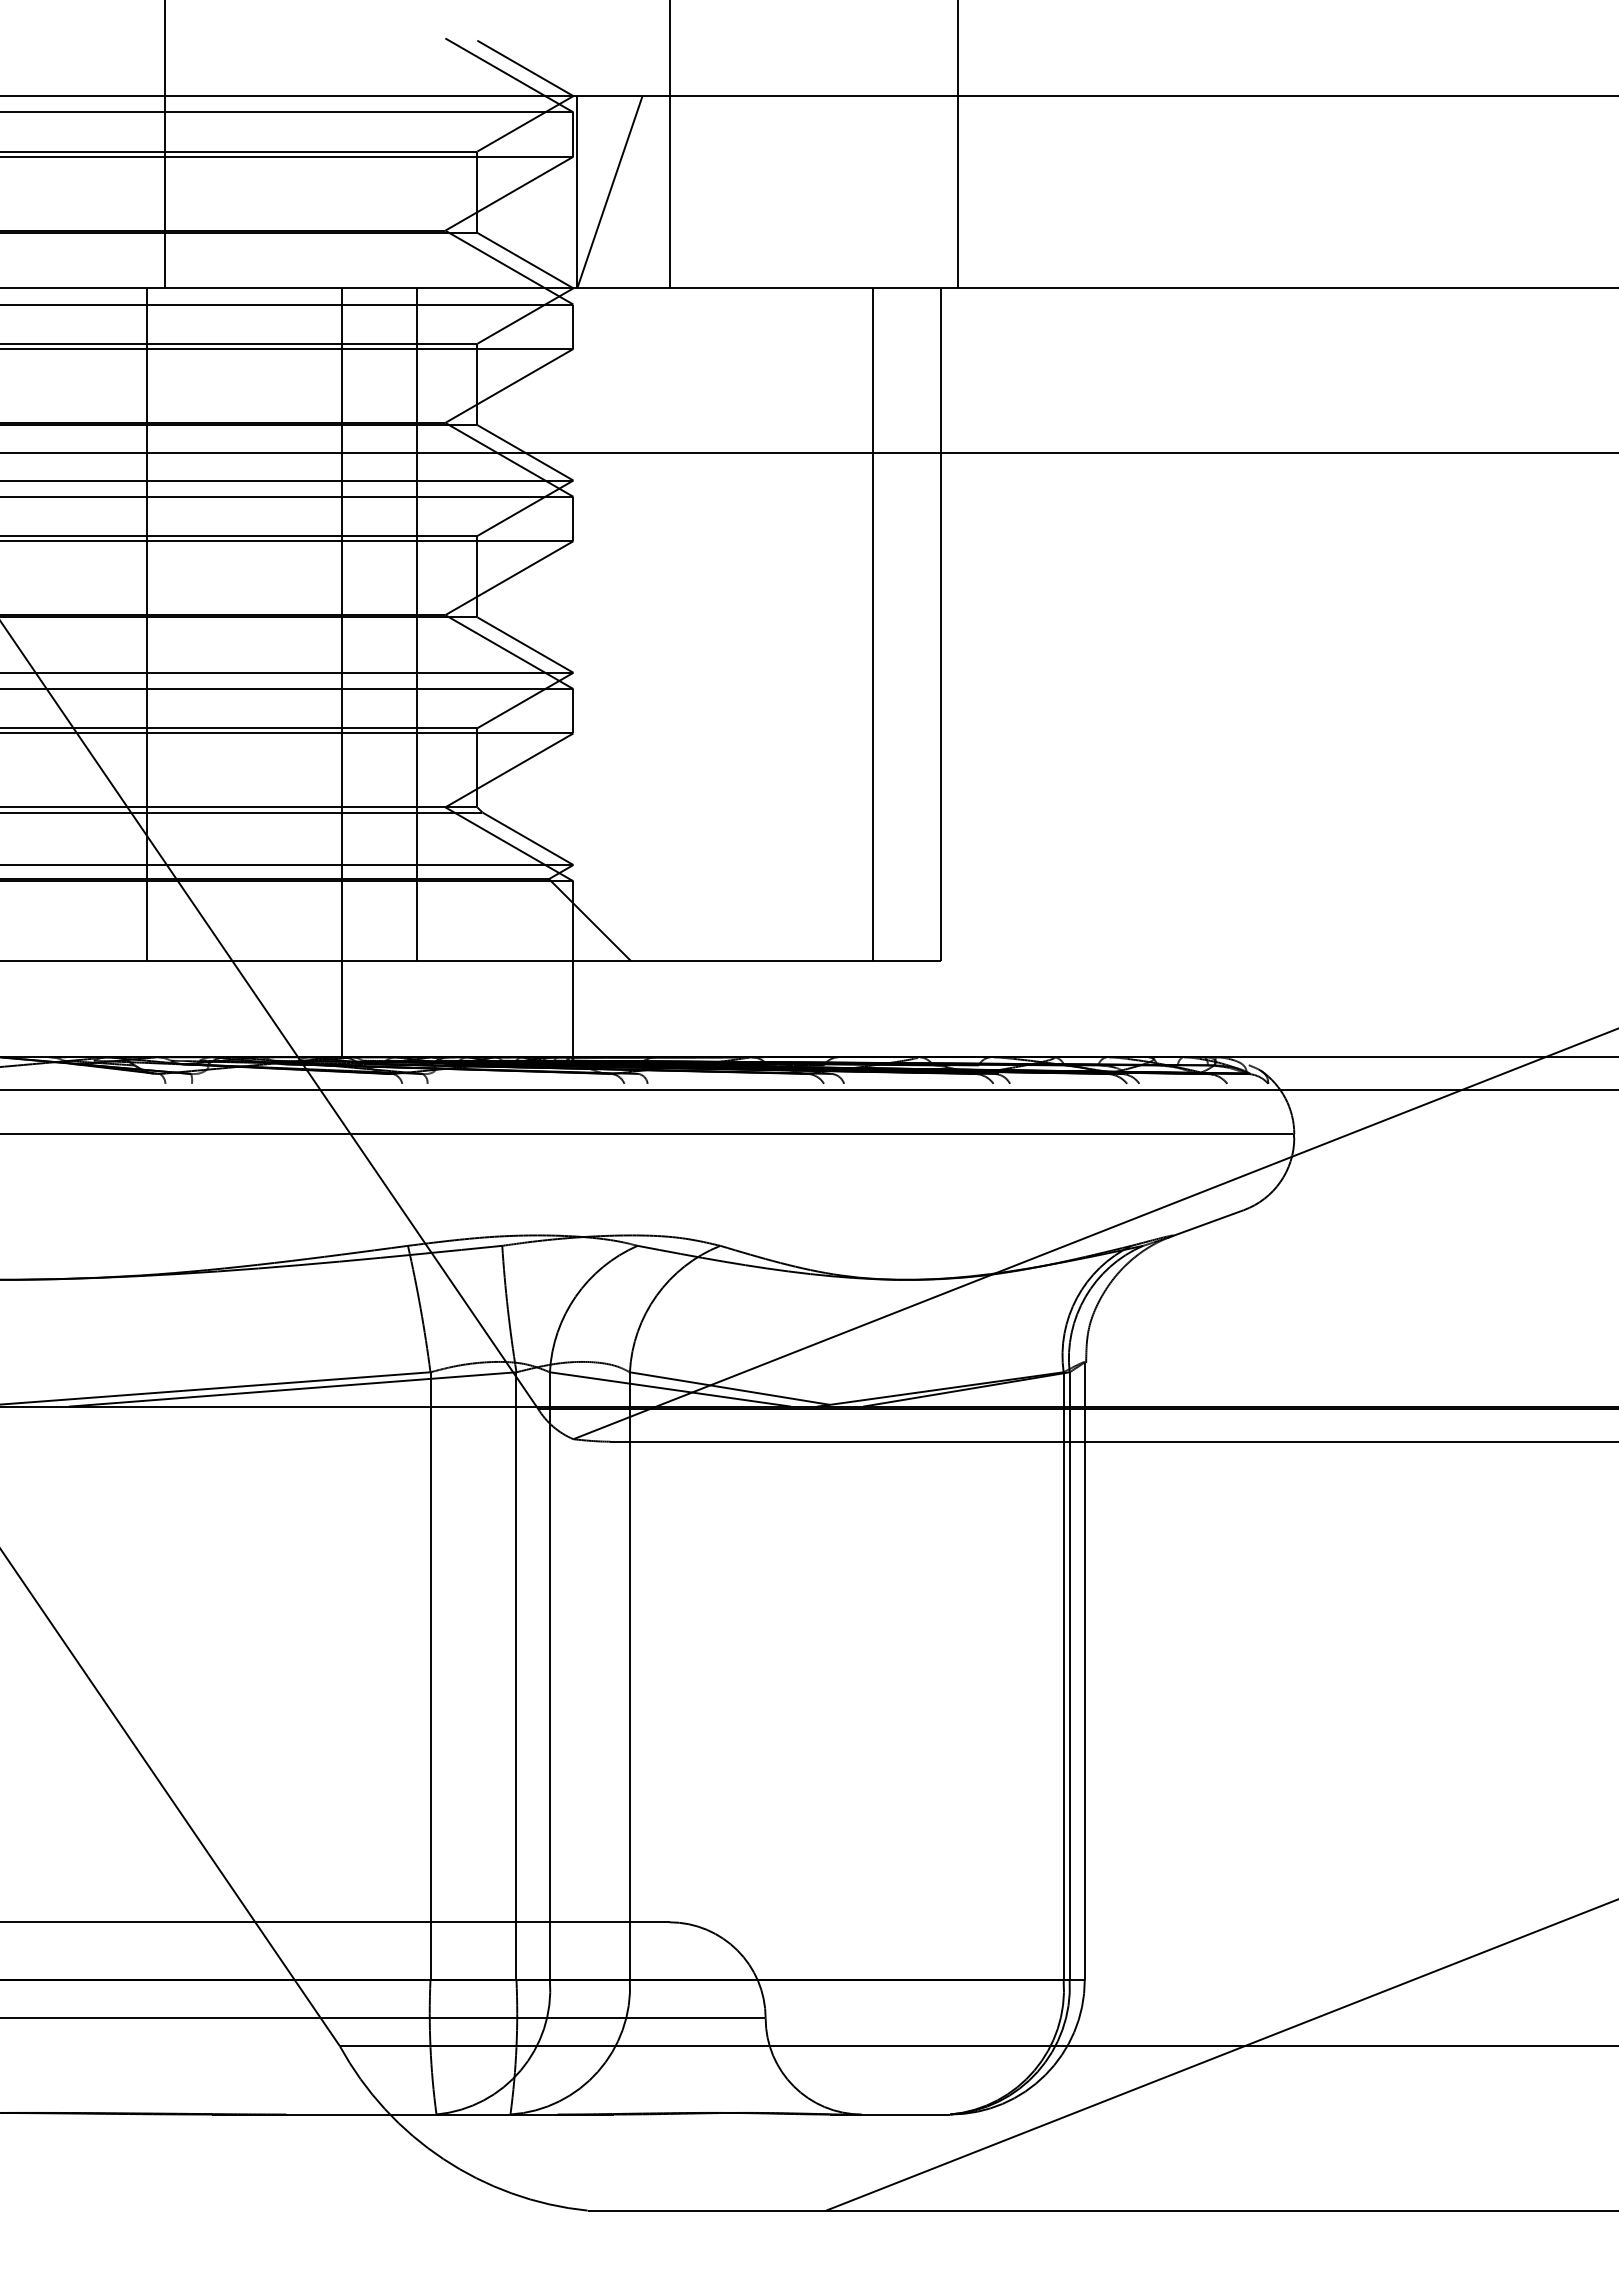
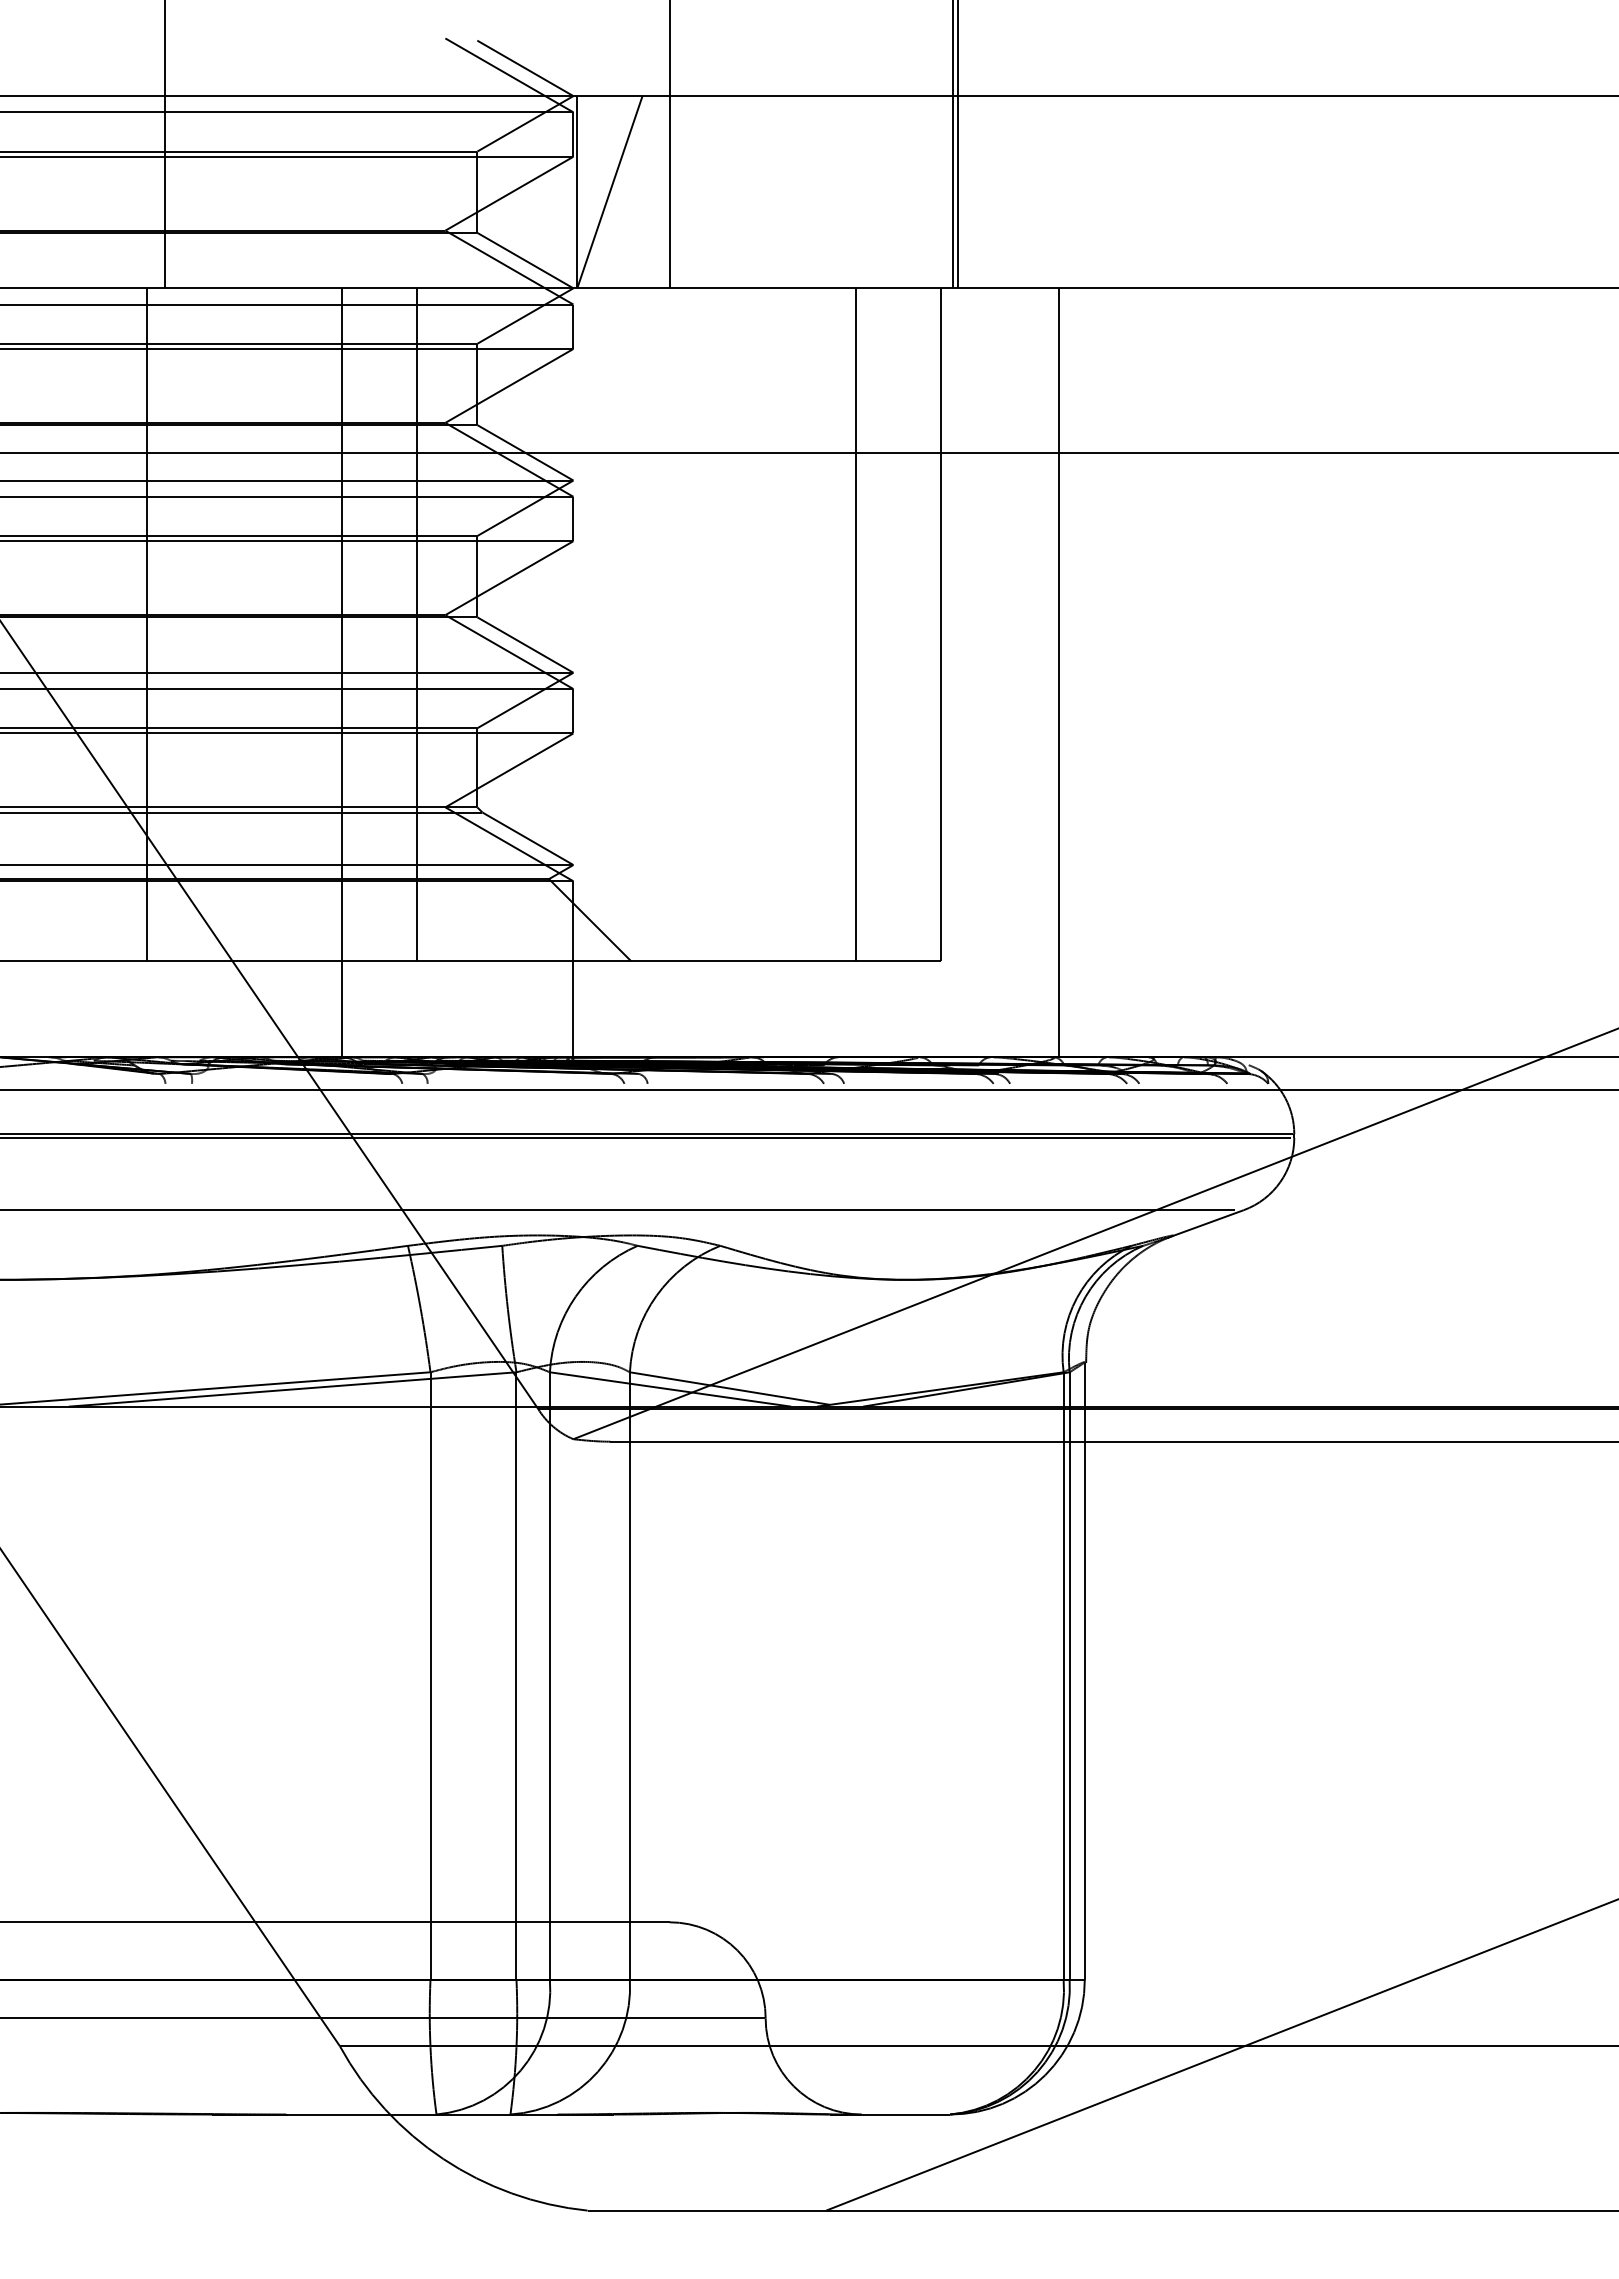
line: none -> present (953, 145)
line position: (872, 624) -> (855, 624) (855, 624)
line: none -> present (1059, 672)
line: none -> present (646, 1137)
line: none -> present (618, 1210)
